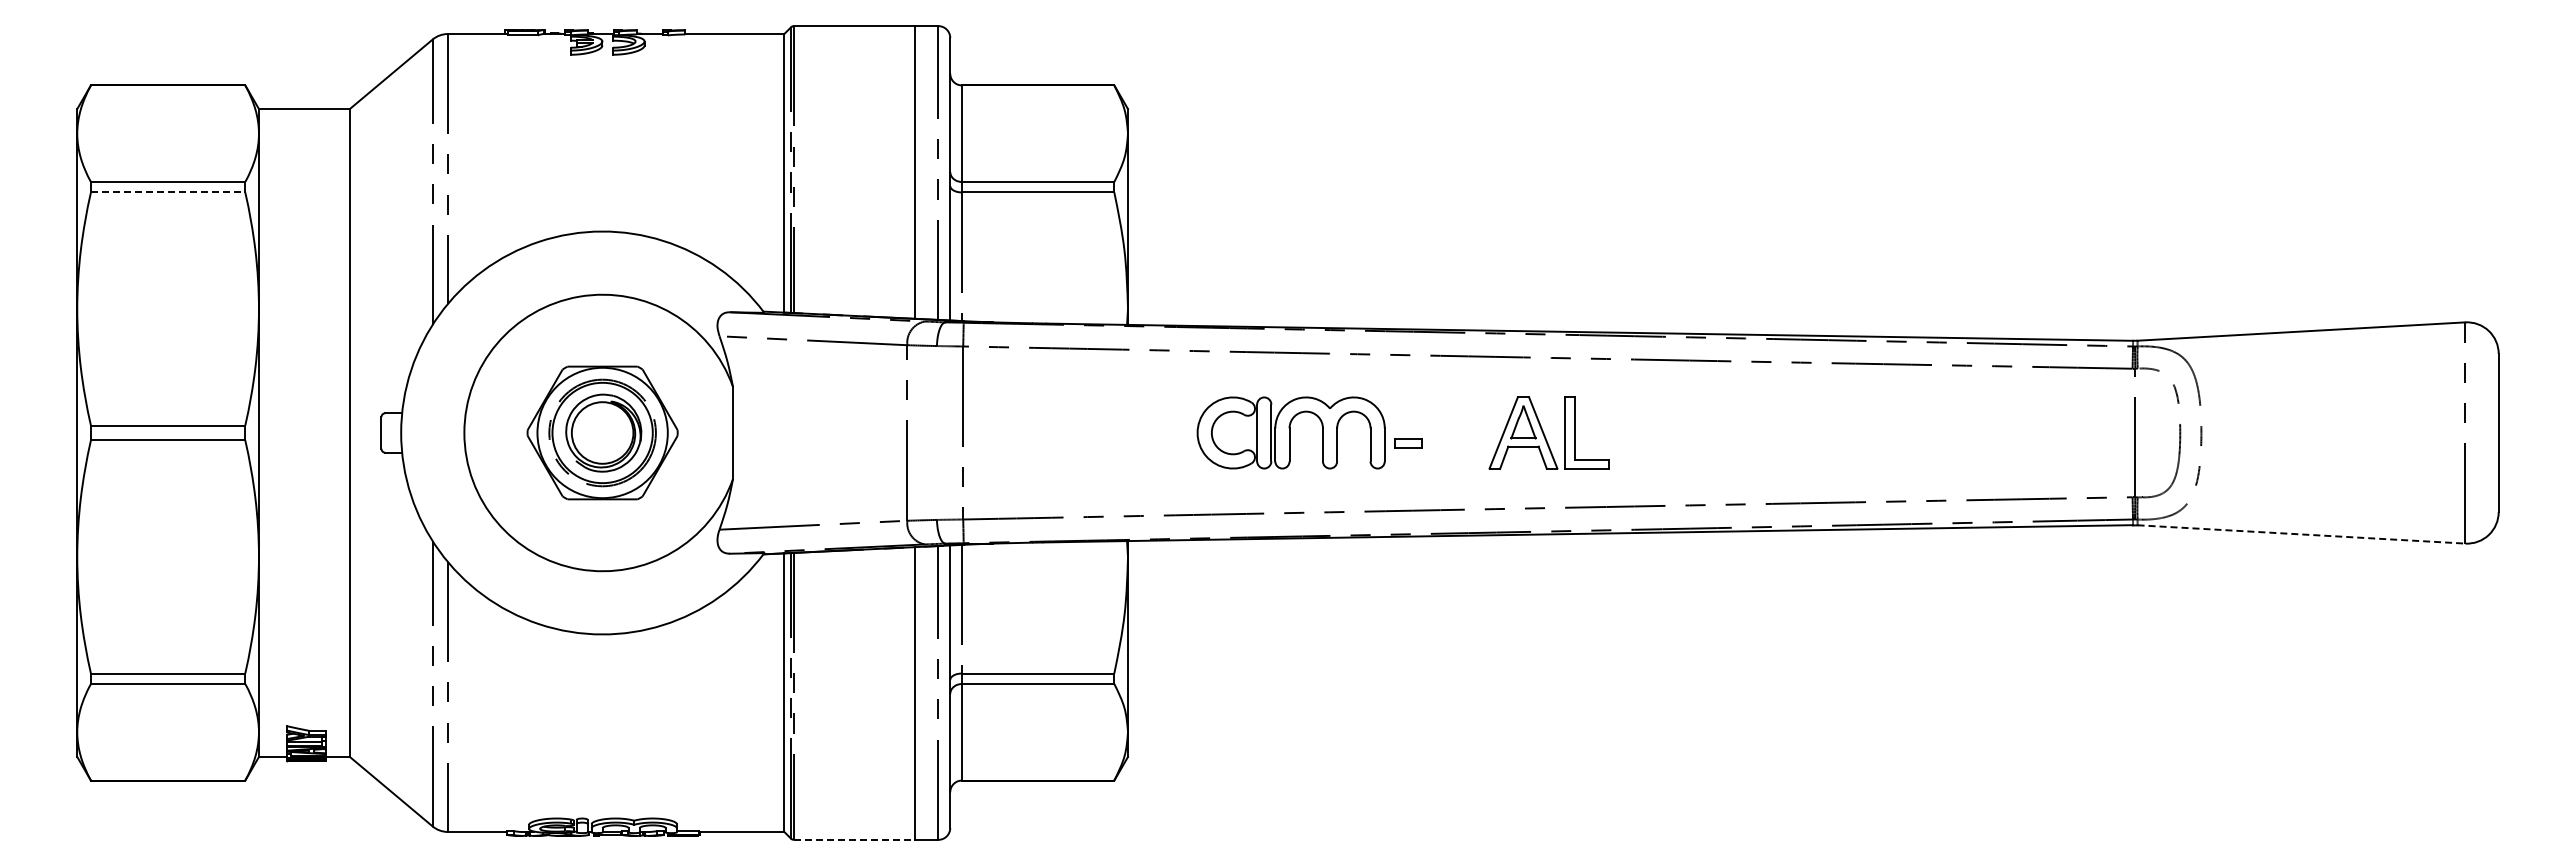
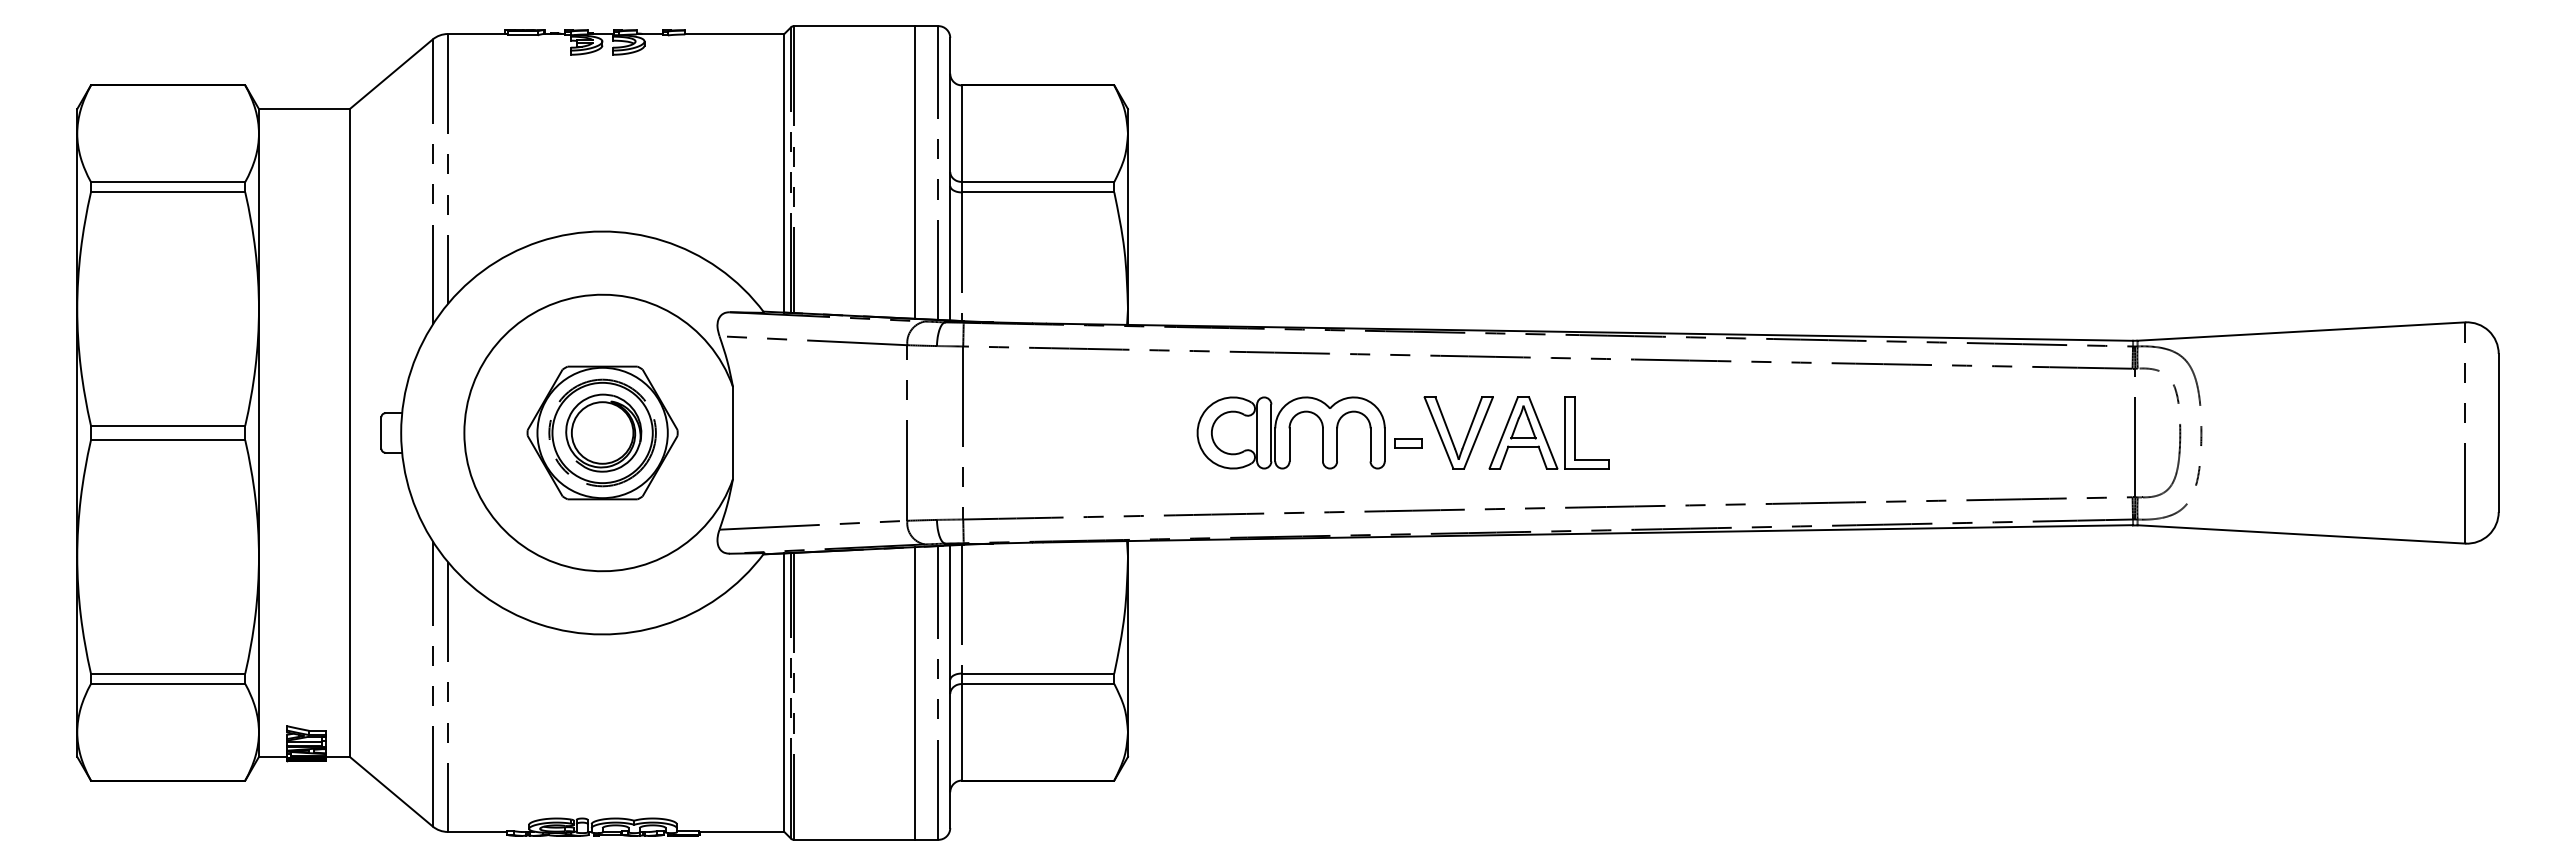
line: dashed -> solid (168, 192)
part: none -> present (1450, 433)
line: dashed -> solid (2301, 534)
line: dashed -> solid (854, 839)
